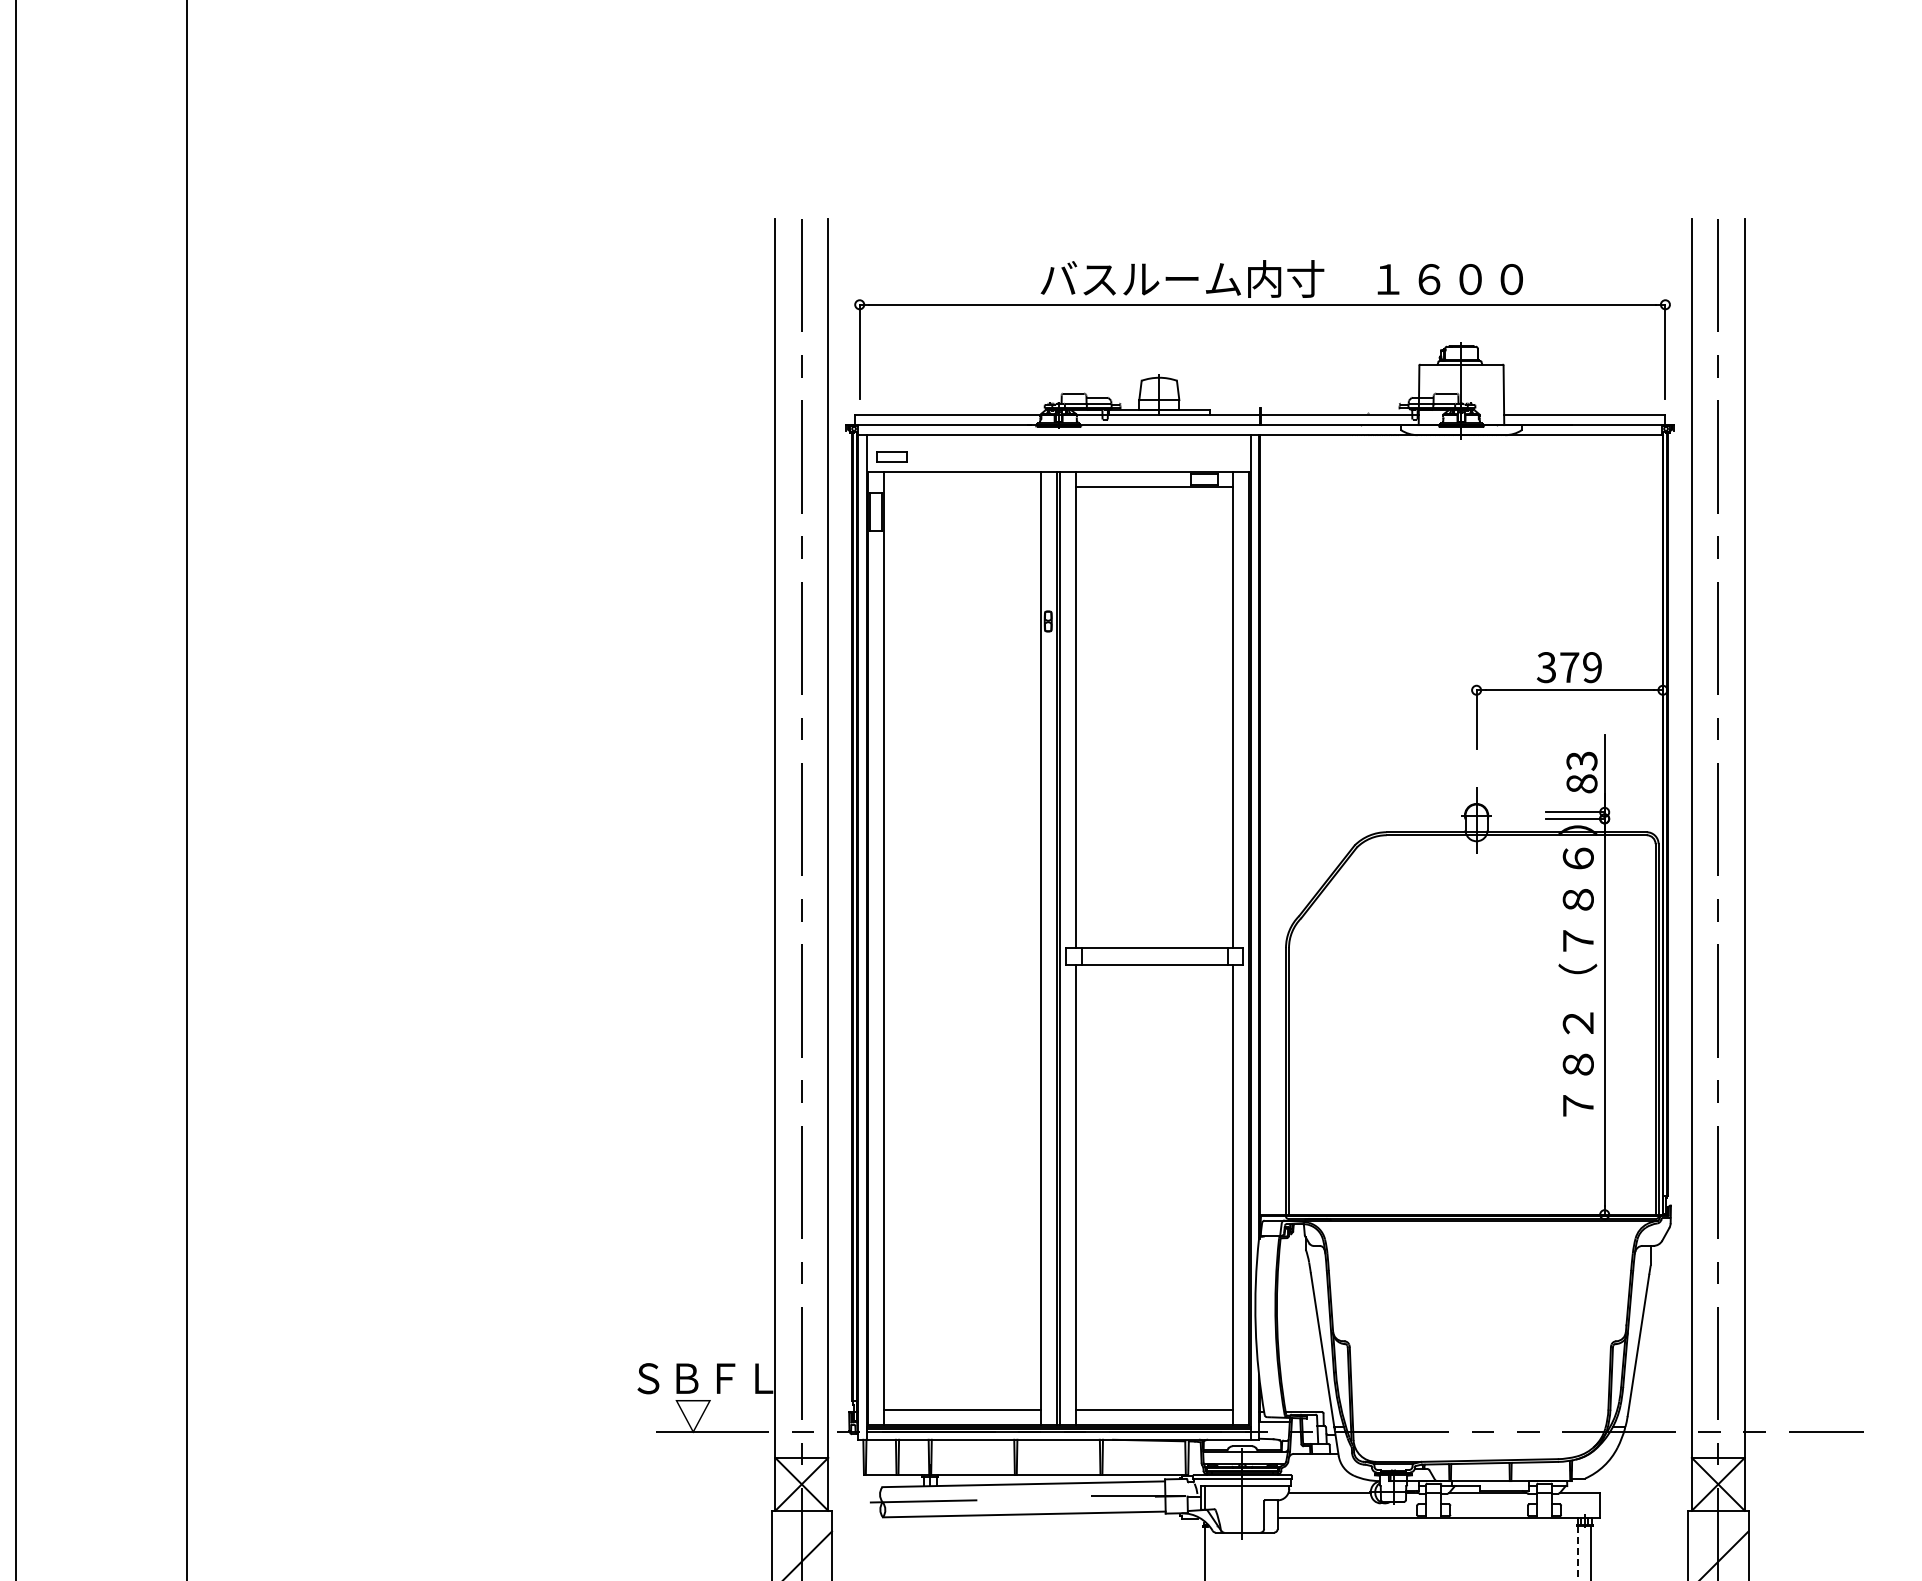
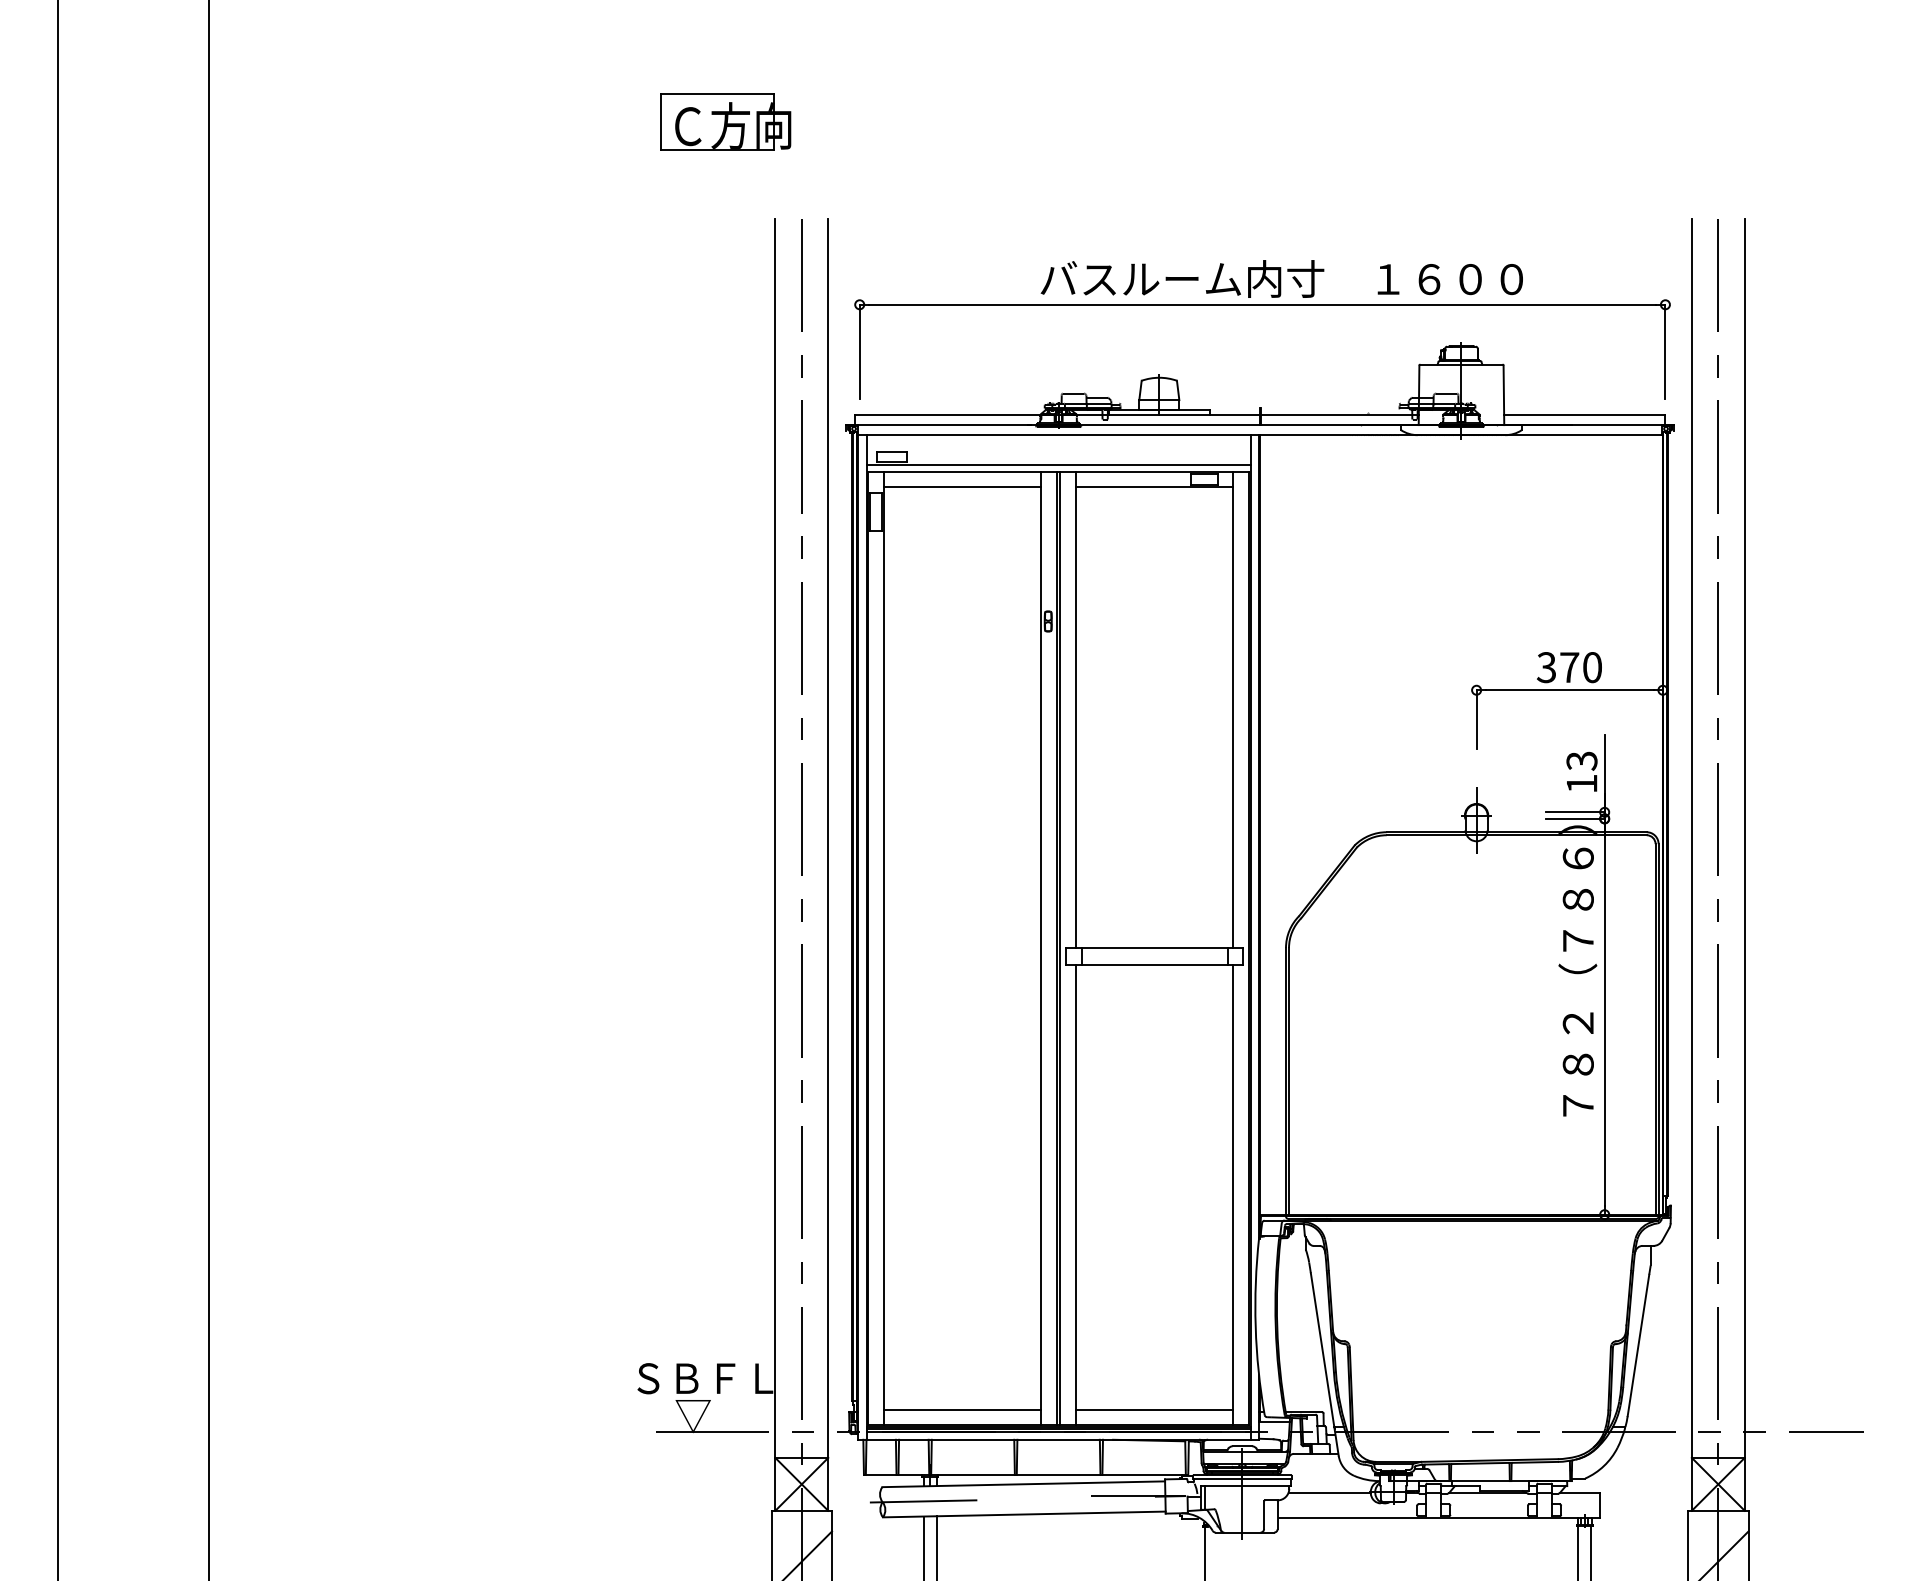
part: none -> present (725, 121)
line: none -> present (1058, 465)
line: none -> present (962, 487)
text: 379 -> 370 (1592, 667)
text: 83 -> 13 (1581, 783)
line position: (15, 789) -> (57, 789) (57, 789)
line position: (186, 789) -> (208, 789) (208, 789)
line: none -> present (923, 1546)
line: none -> present (936, 1546)
line: dashed -> solid (1578, 1553)
